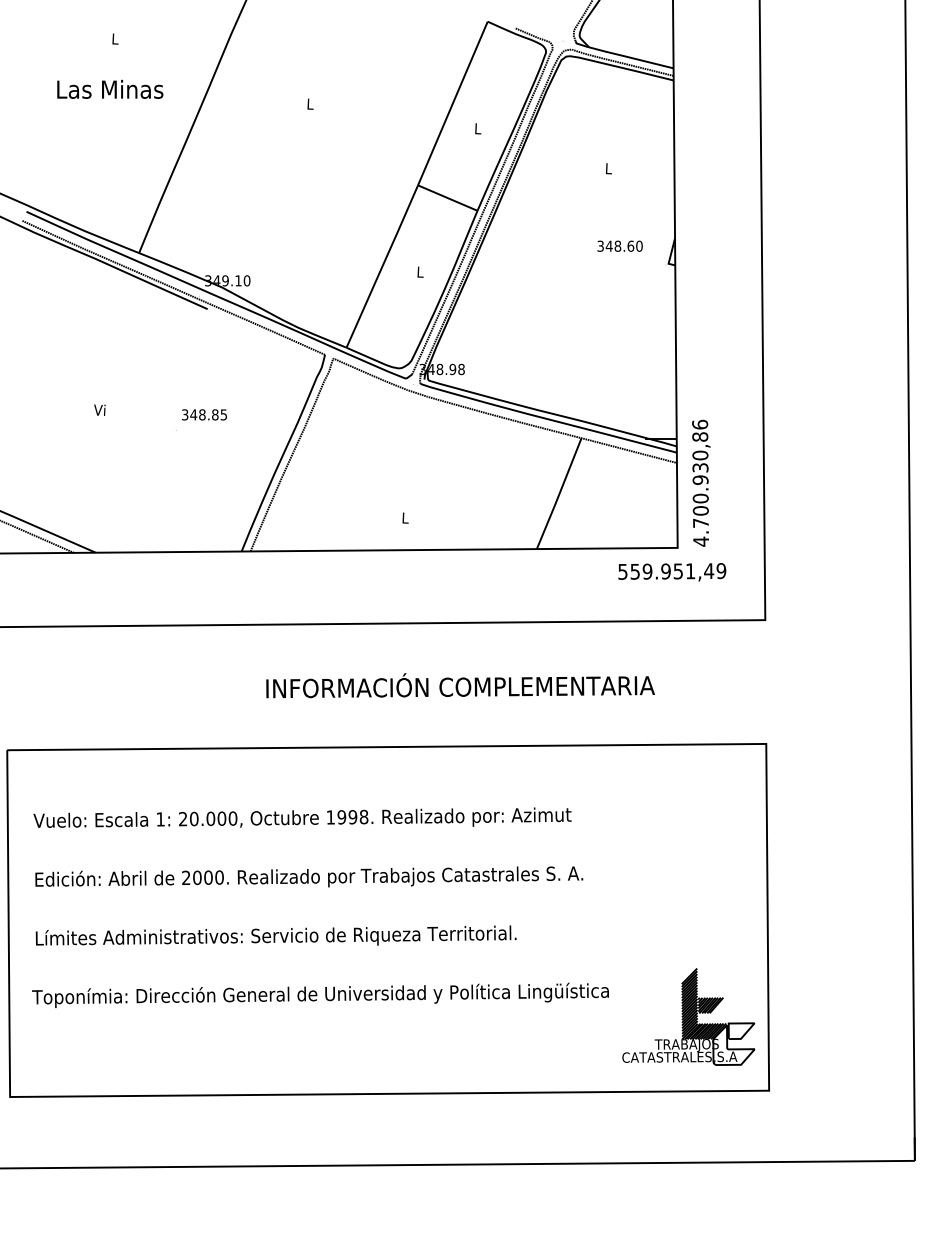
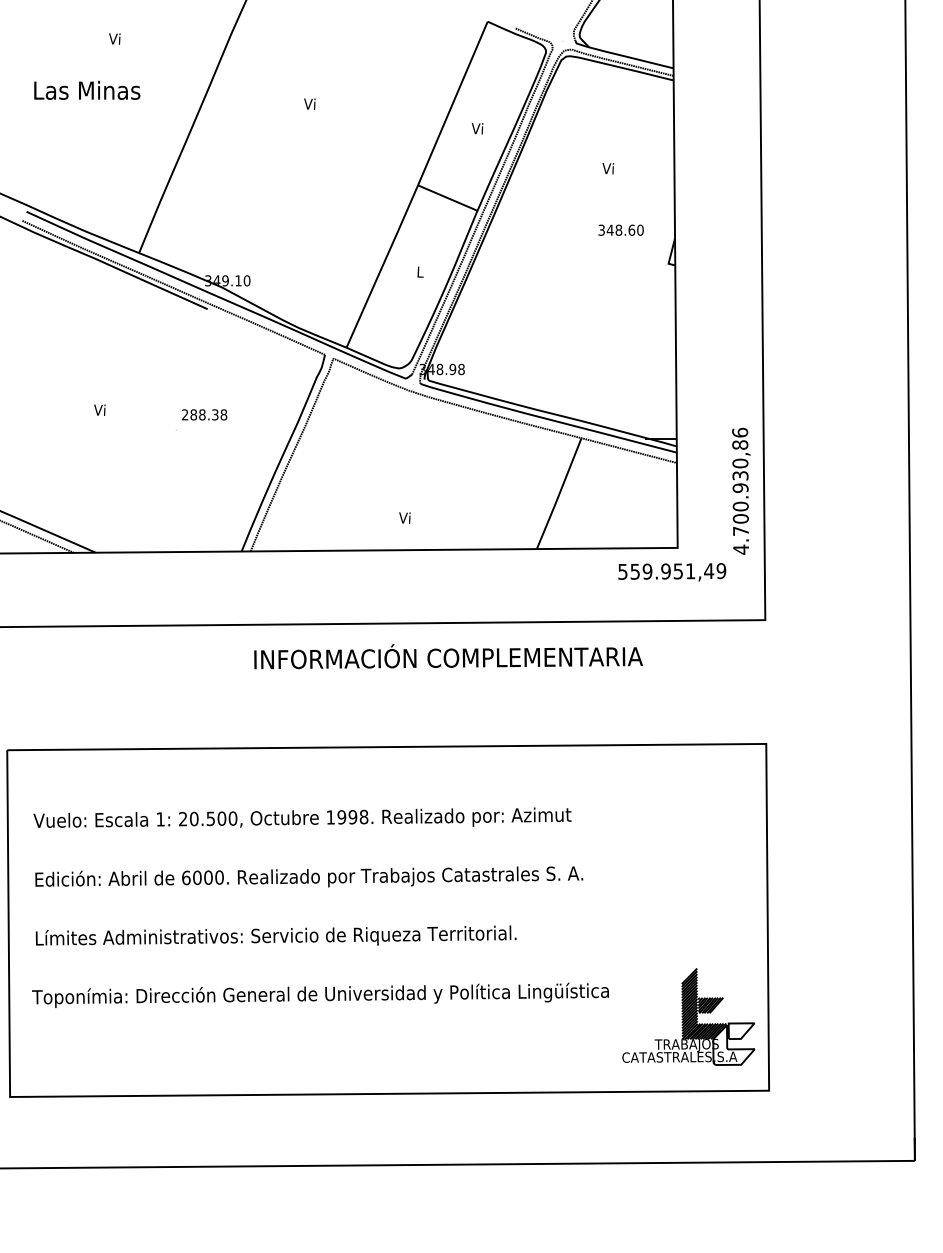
text: L -> Vi (114, 38)
text position: (110, 88) -> (87, 89) (87, 89)
text: L -> Vi (309, 103)
text: L -> Vi (477, 128)
text: L -> Vi (607, 168)
text position: (619, 245) -> (620, 229) (620, 229)
text: 348.85 -> 288.38 (204, 414)
text position: (701, 482) -> (741, 490) (741, 490)
text: L -> Vi (404, 517)
text position: (460, 685) -> (448, 656) (448, 656)
text: 20.000, -> 20.500, (210, 818)
text: 2000. -> 6000. (186, 877)
